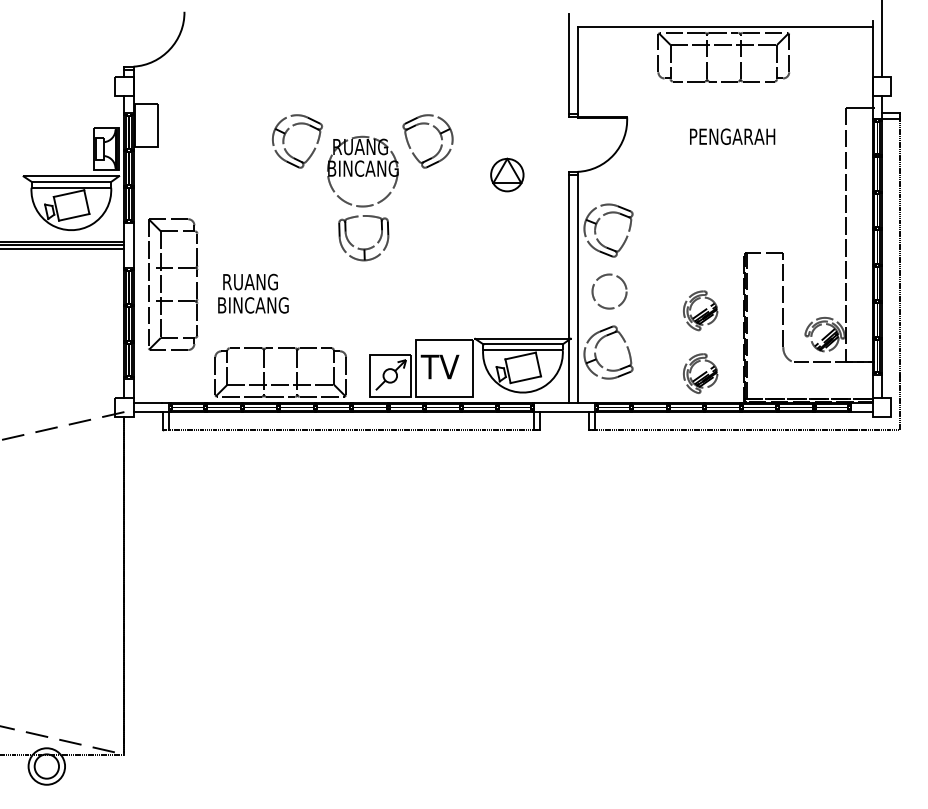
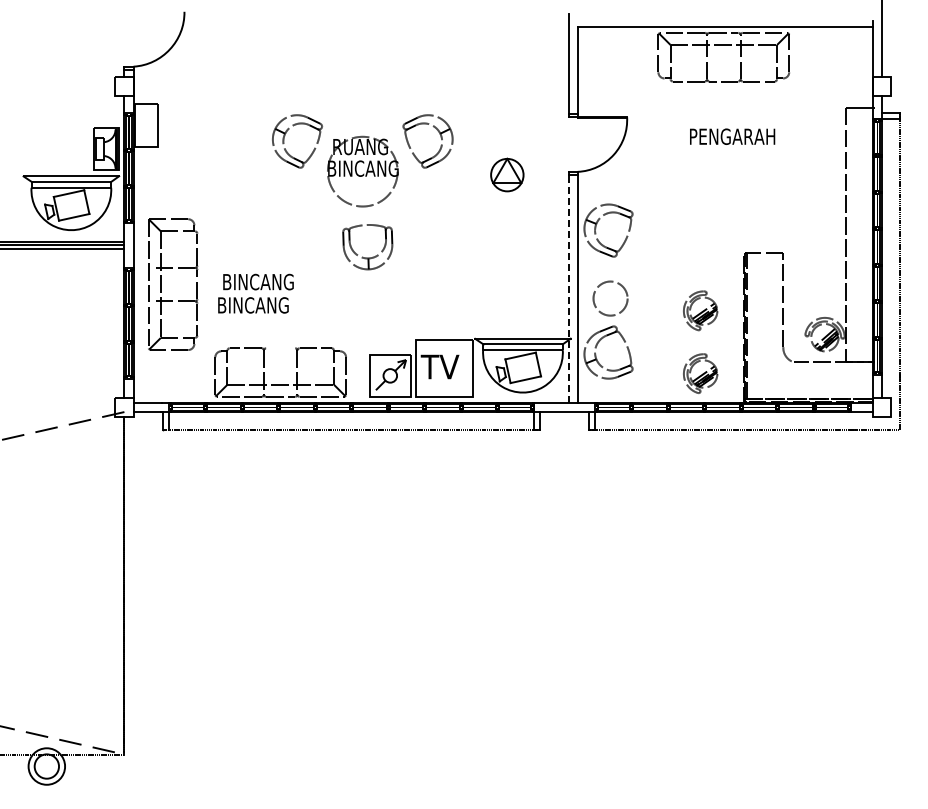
part position: (363, 248) -> (367, 257) (367, 257)
text: RUANG -> BINCANG (258, 281)
line: solid -> dashed (568, 288)
circle position: (609, 291) -> (610, 298) (610, 298)
line: present -> none (280, 348)
